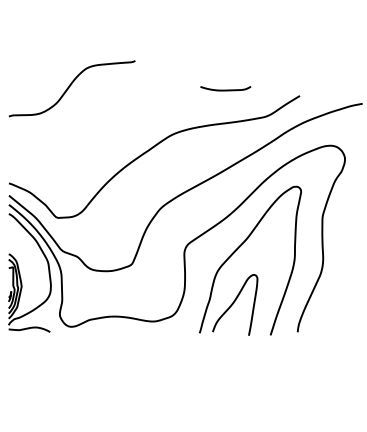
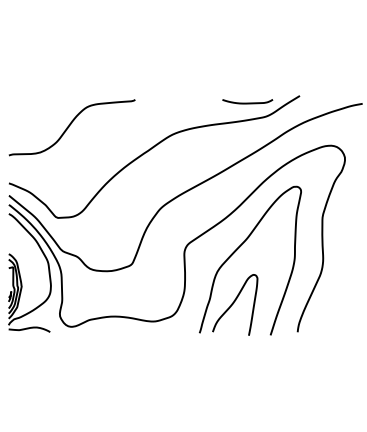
curve position: (69, 88) -> (69, 127) (69, 127)
curve position: (225, 89) -> (247, 102) (247, 102)
